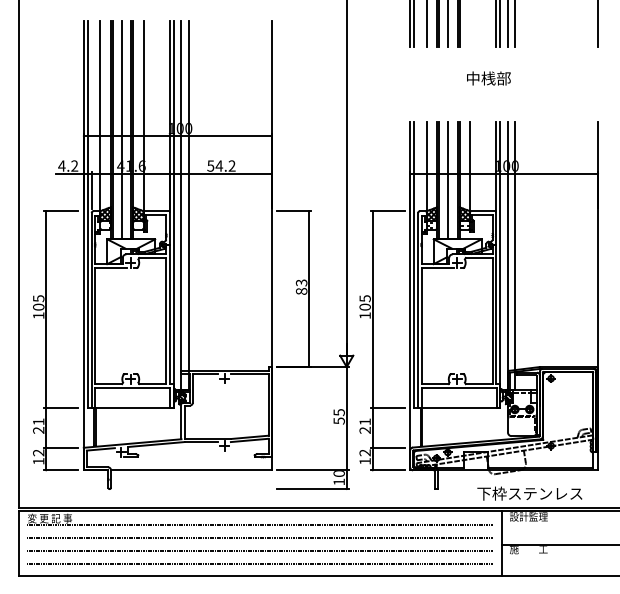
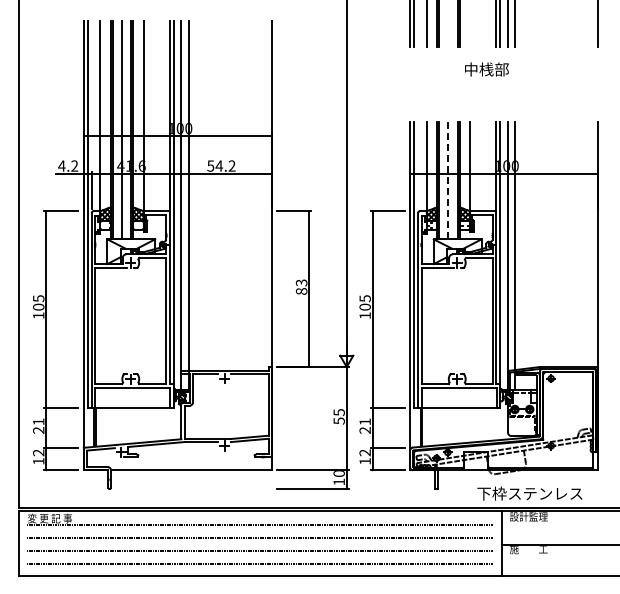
line: present -> none (448, 24)
text position: (488, 78) -> (486, 69) (486, 69)
line: solid -> dashed (448, 180)
